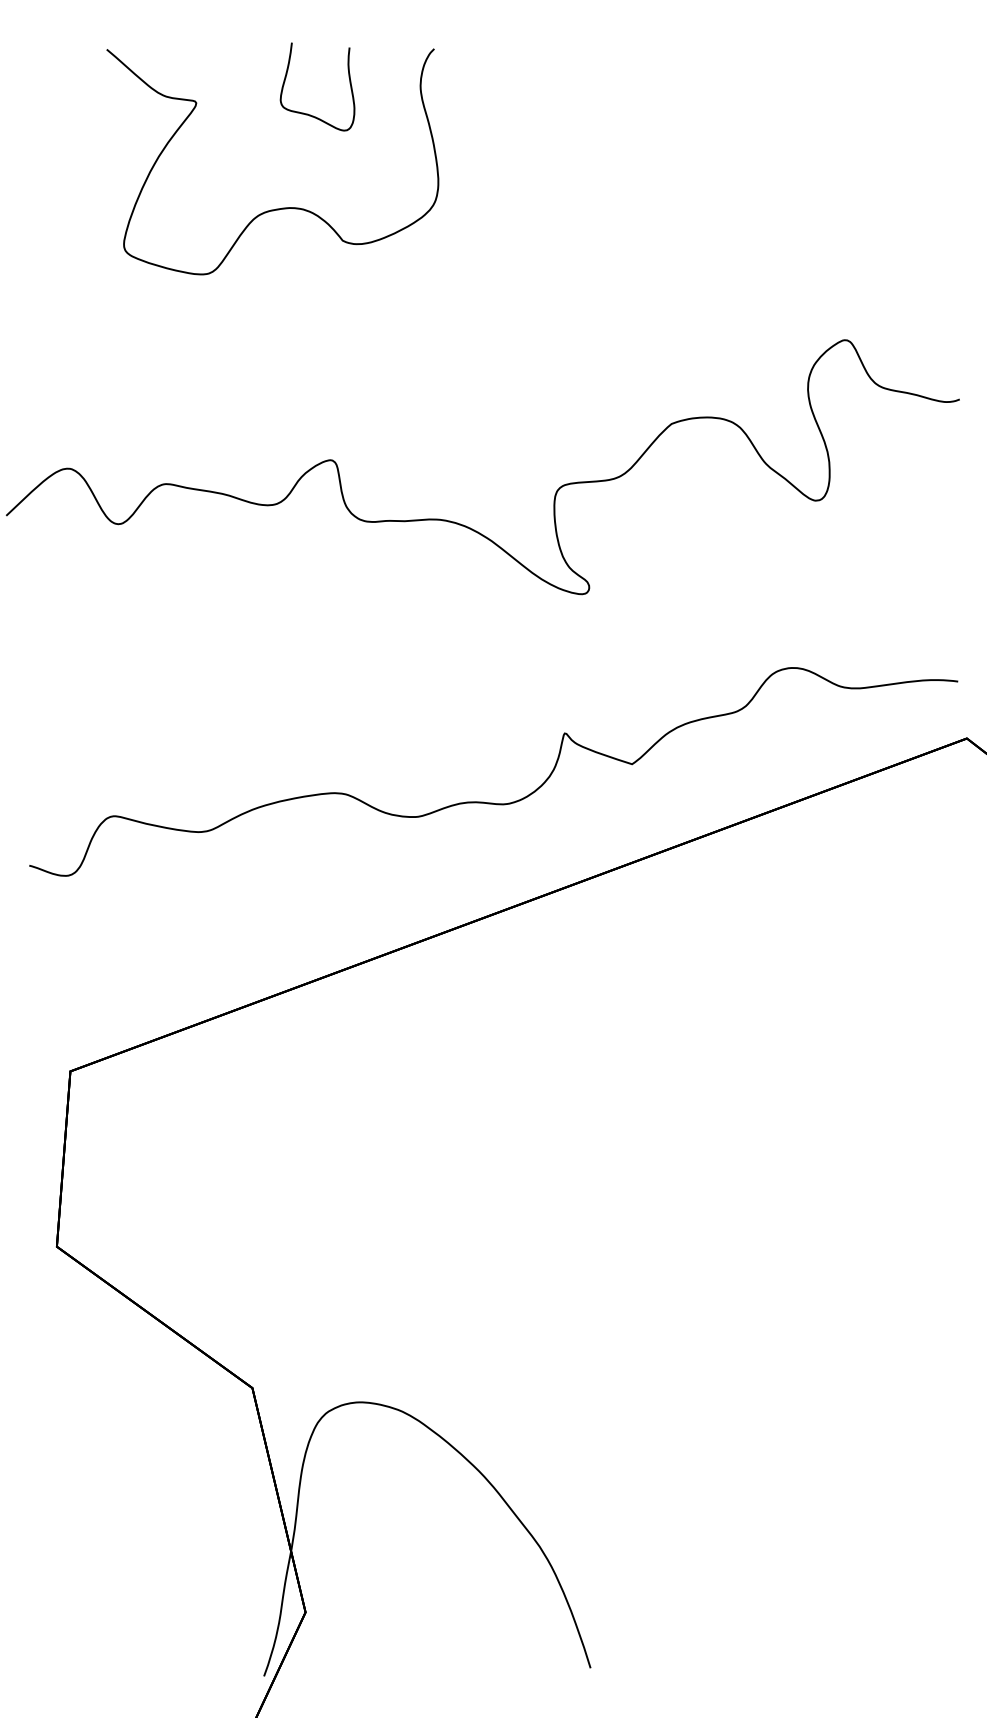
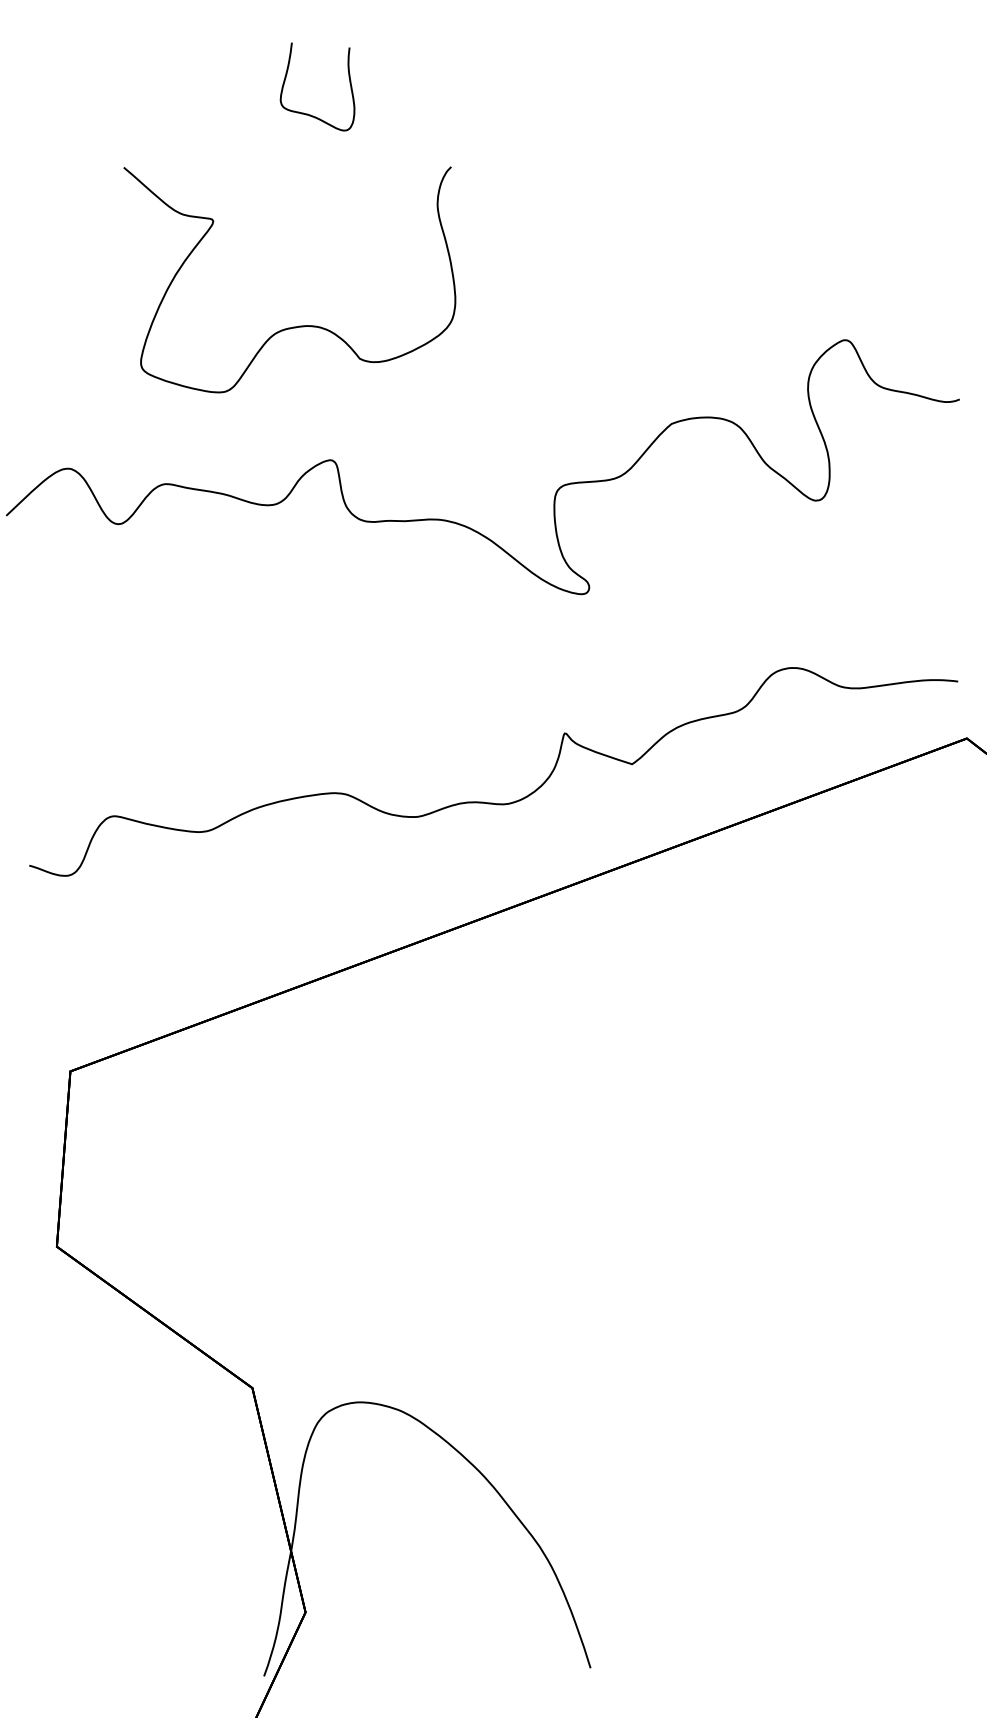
part position: (282, 207) -> (299, 325) (299, 325)
